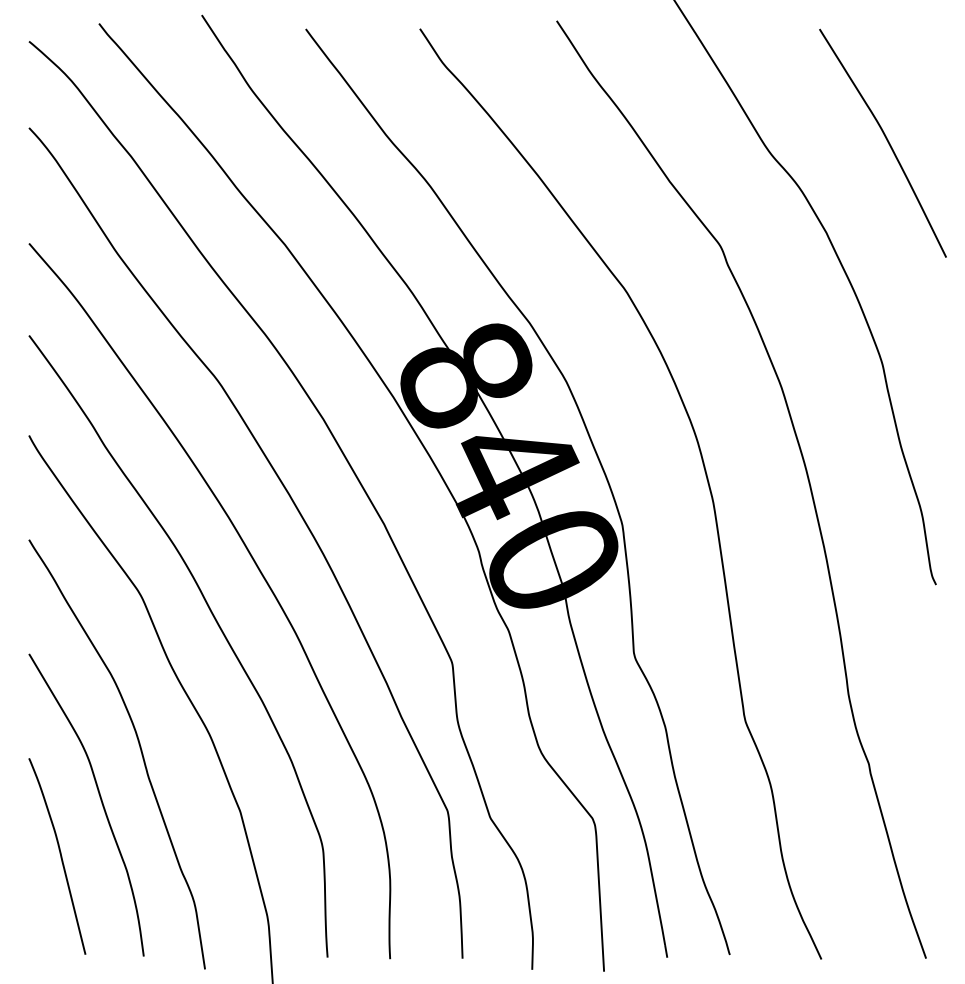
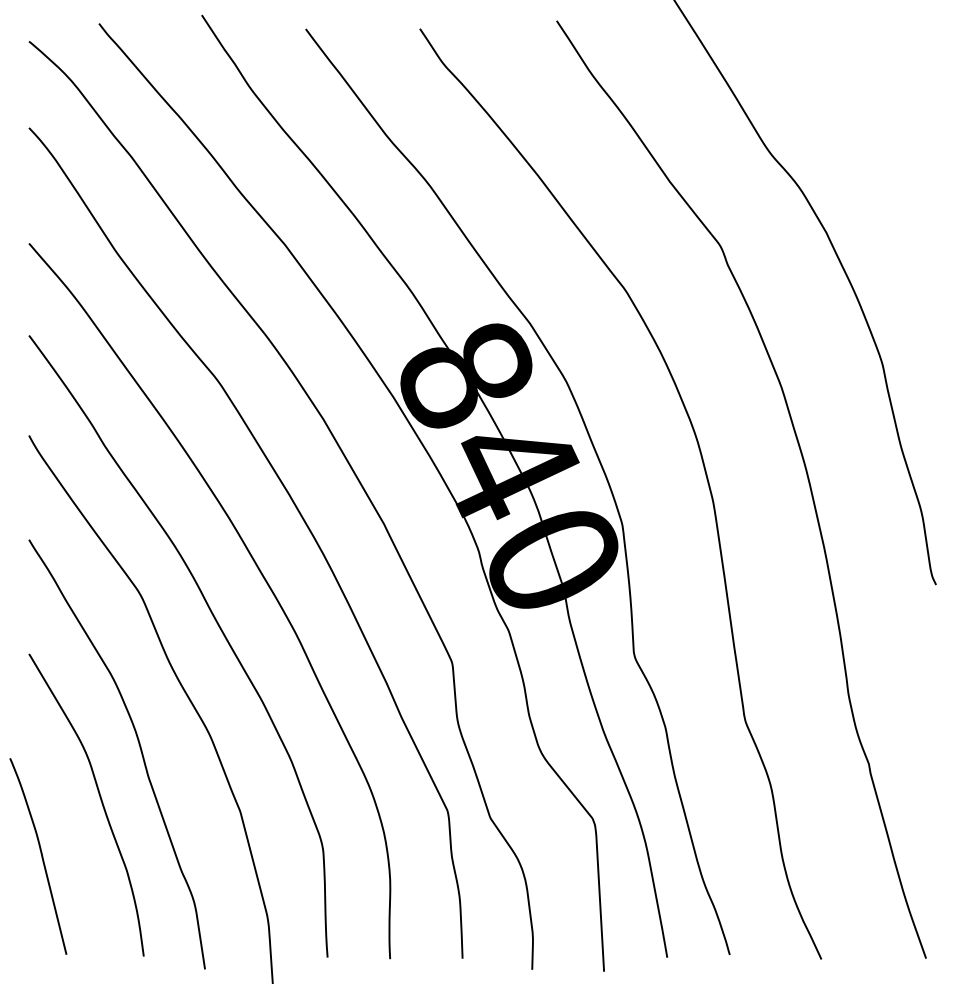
curve: present -> none (886, 140)
curve position: (60, 856) -> (41, 856) (41, 856)
